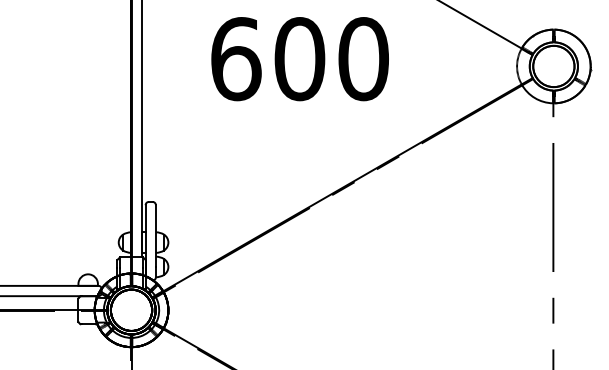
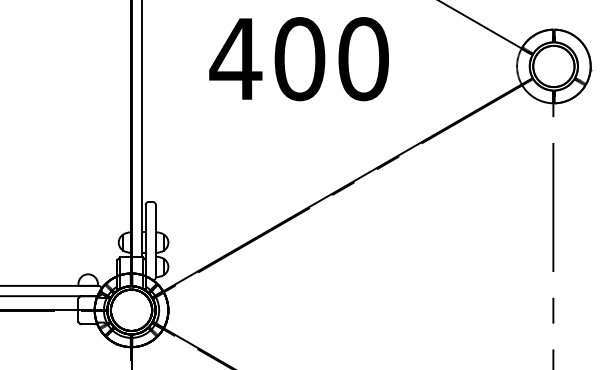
text: 600 -> 400 (235, 59)
